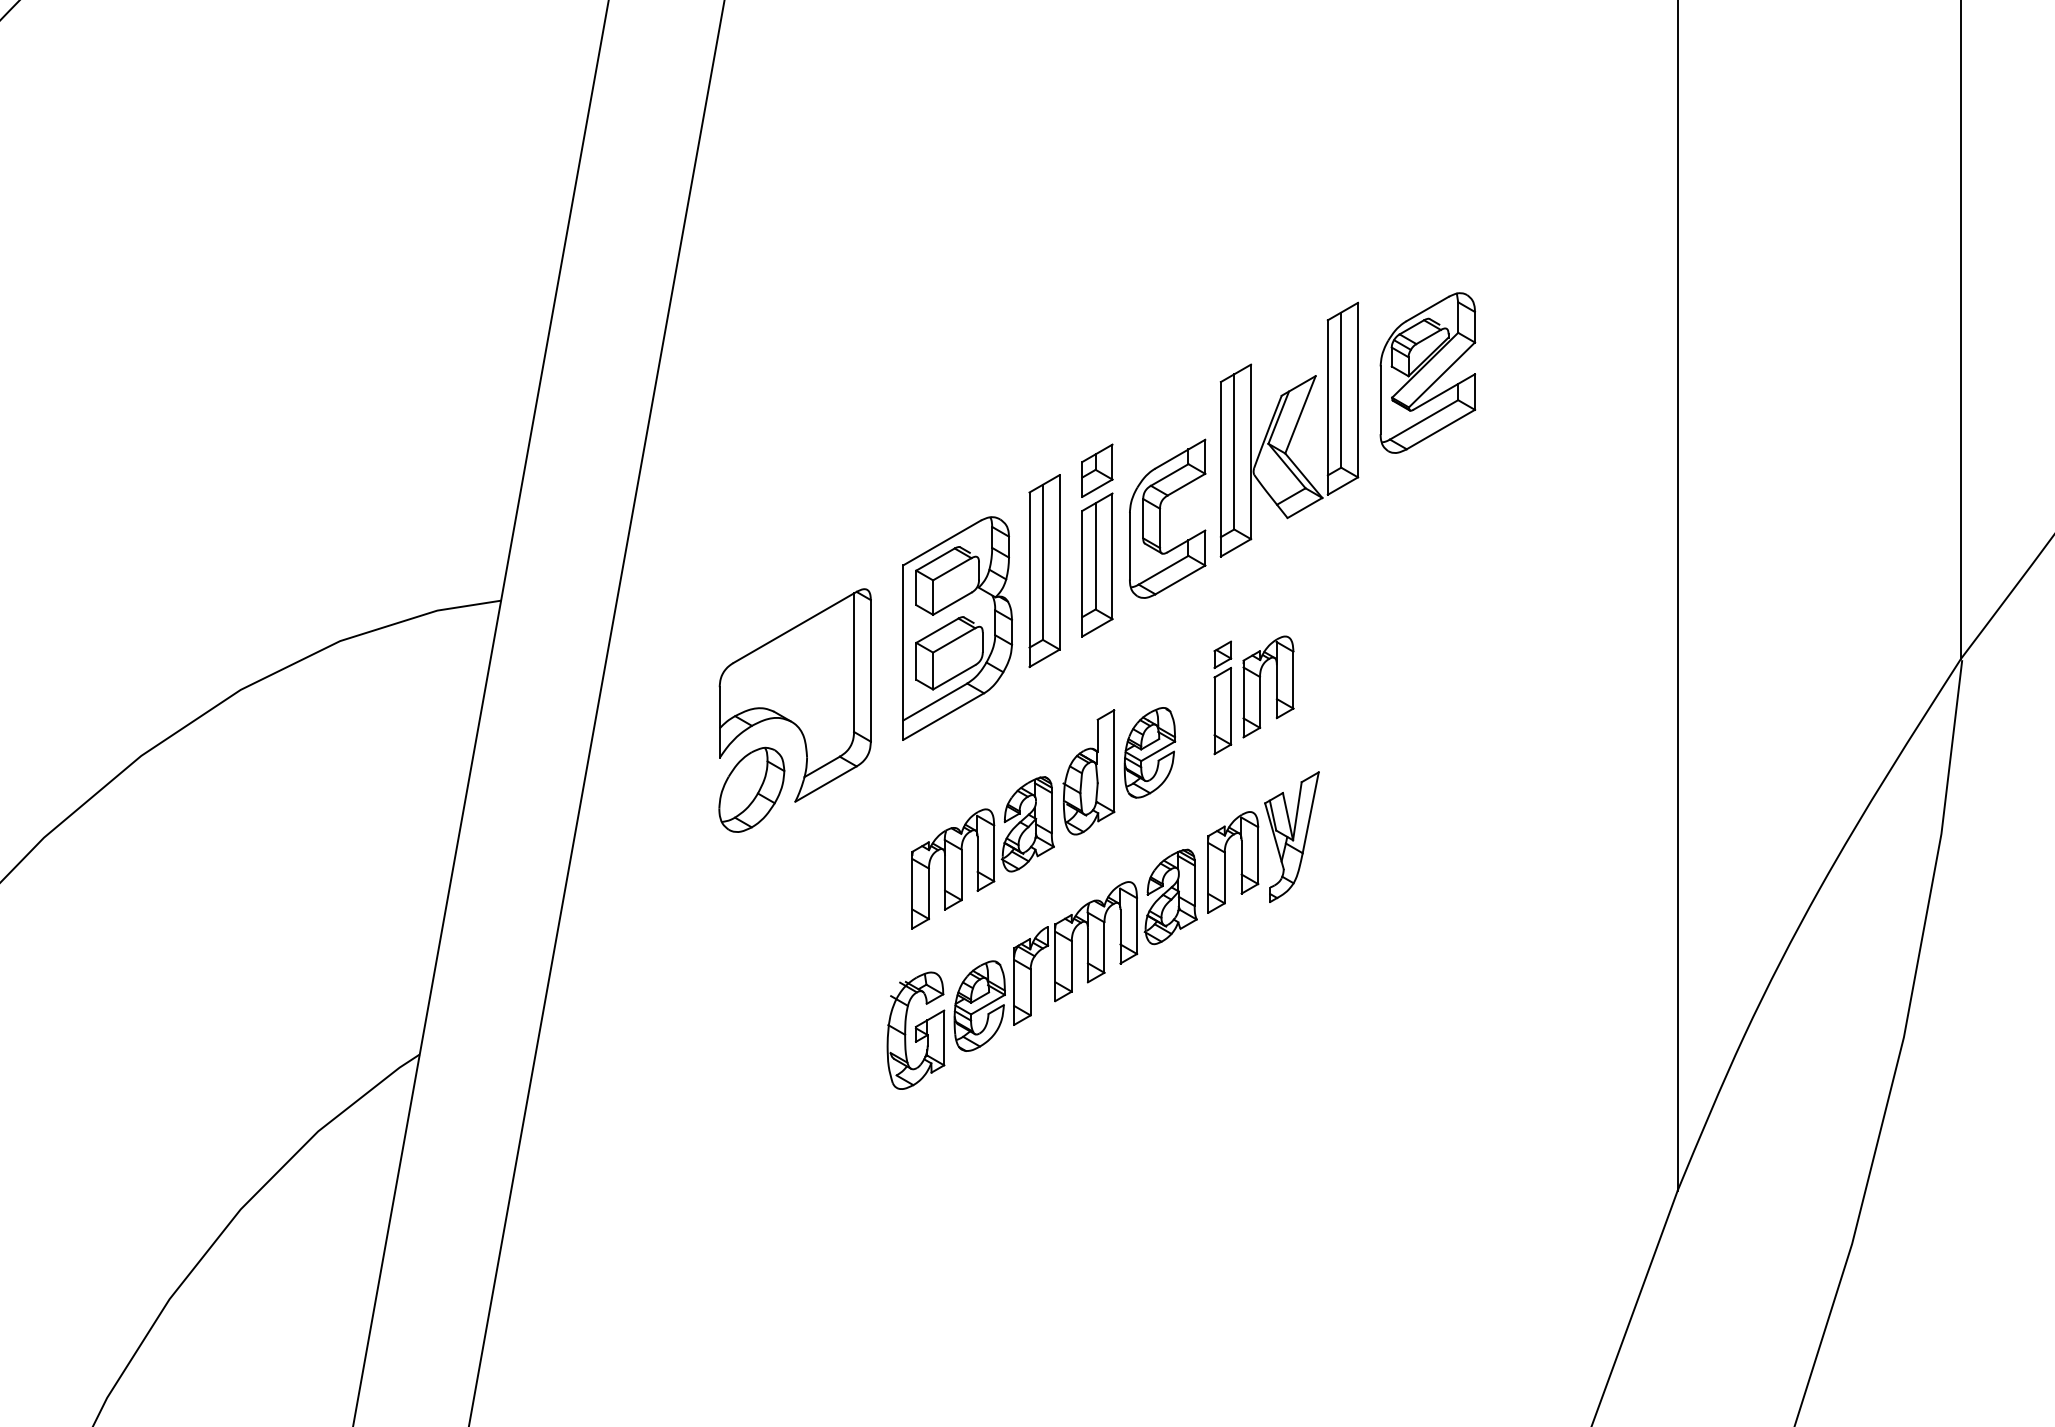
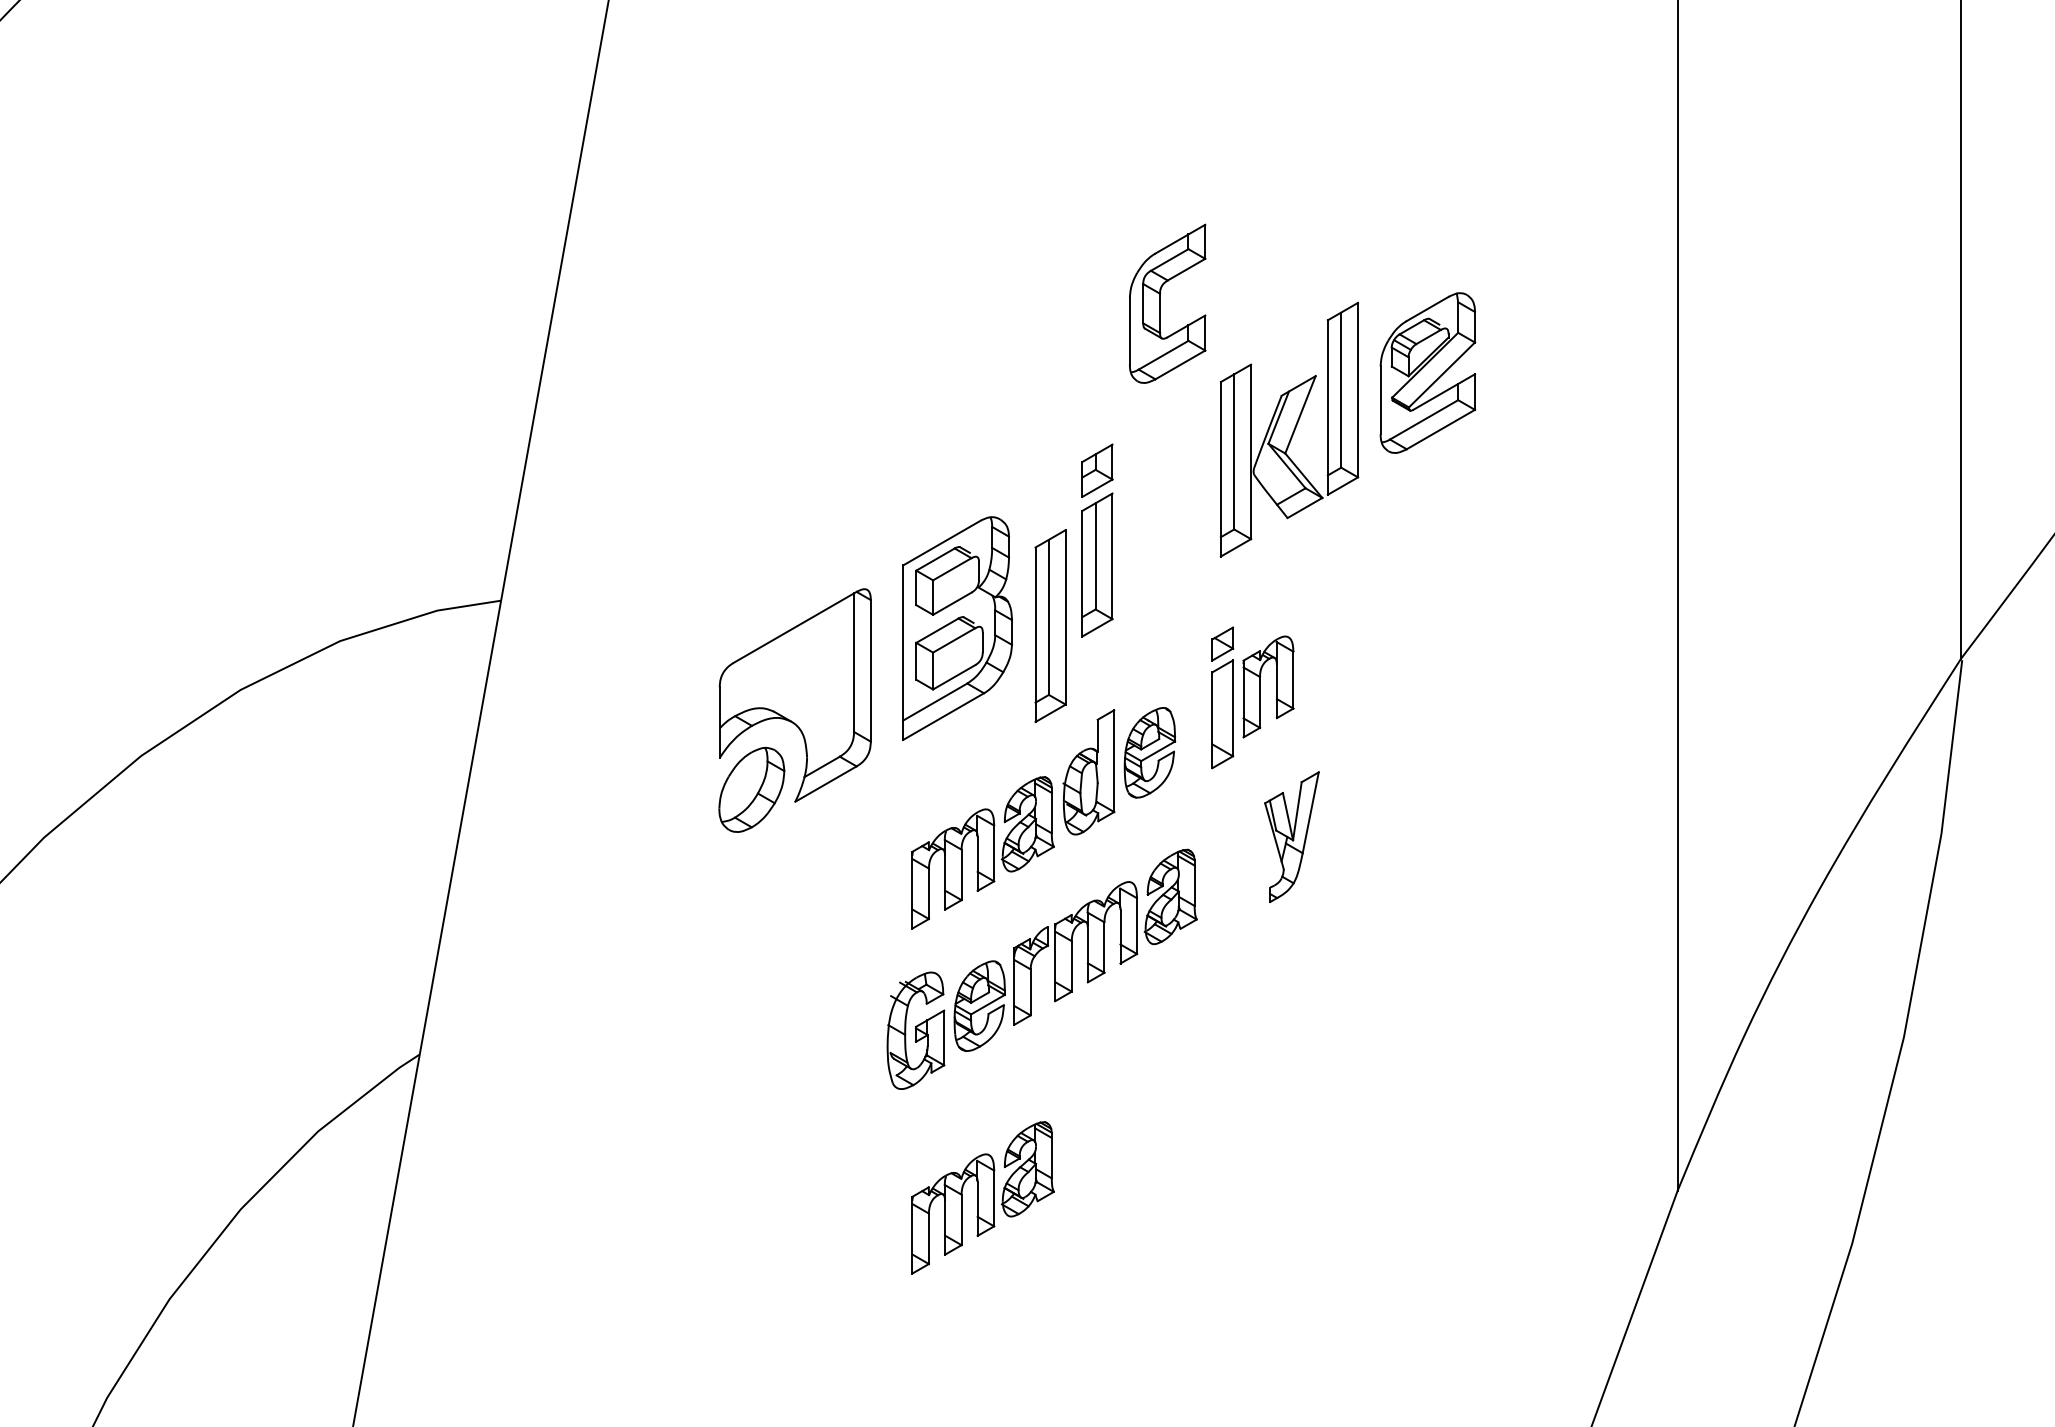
part position: (1160, 518) -> (1160, 303) (1160, 303)
part position: (1044, 571) -> (1050, 626) (1050, 626)
part size: 20x116 px -> 24x144 px (1222, 697)
line: present -> none (596, 712)
part: present -> none (1225, 862)
part: none -> present (982, 1197)
